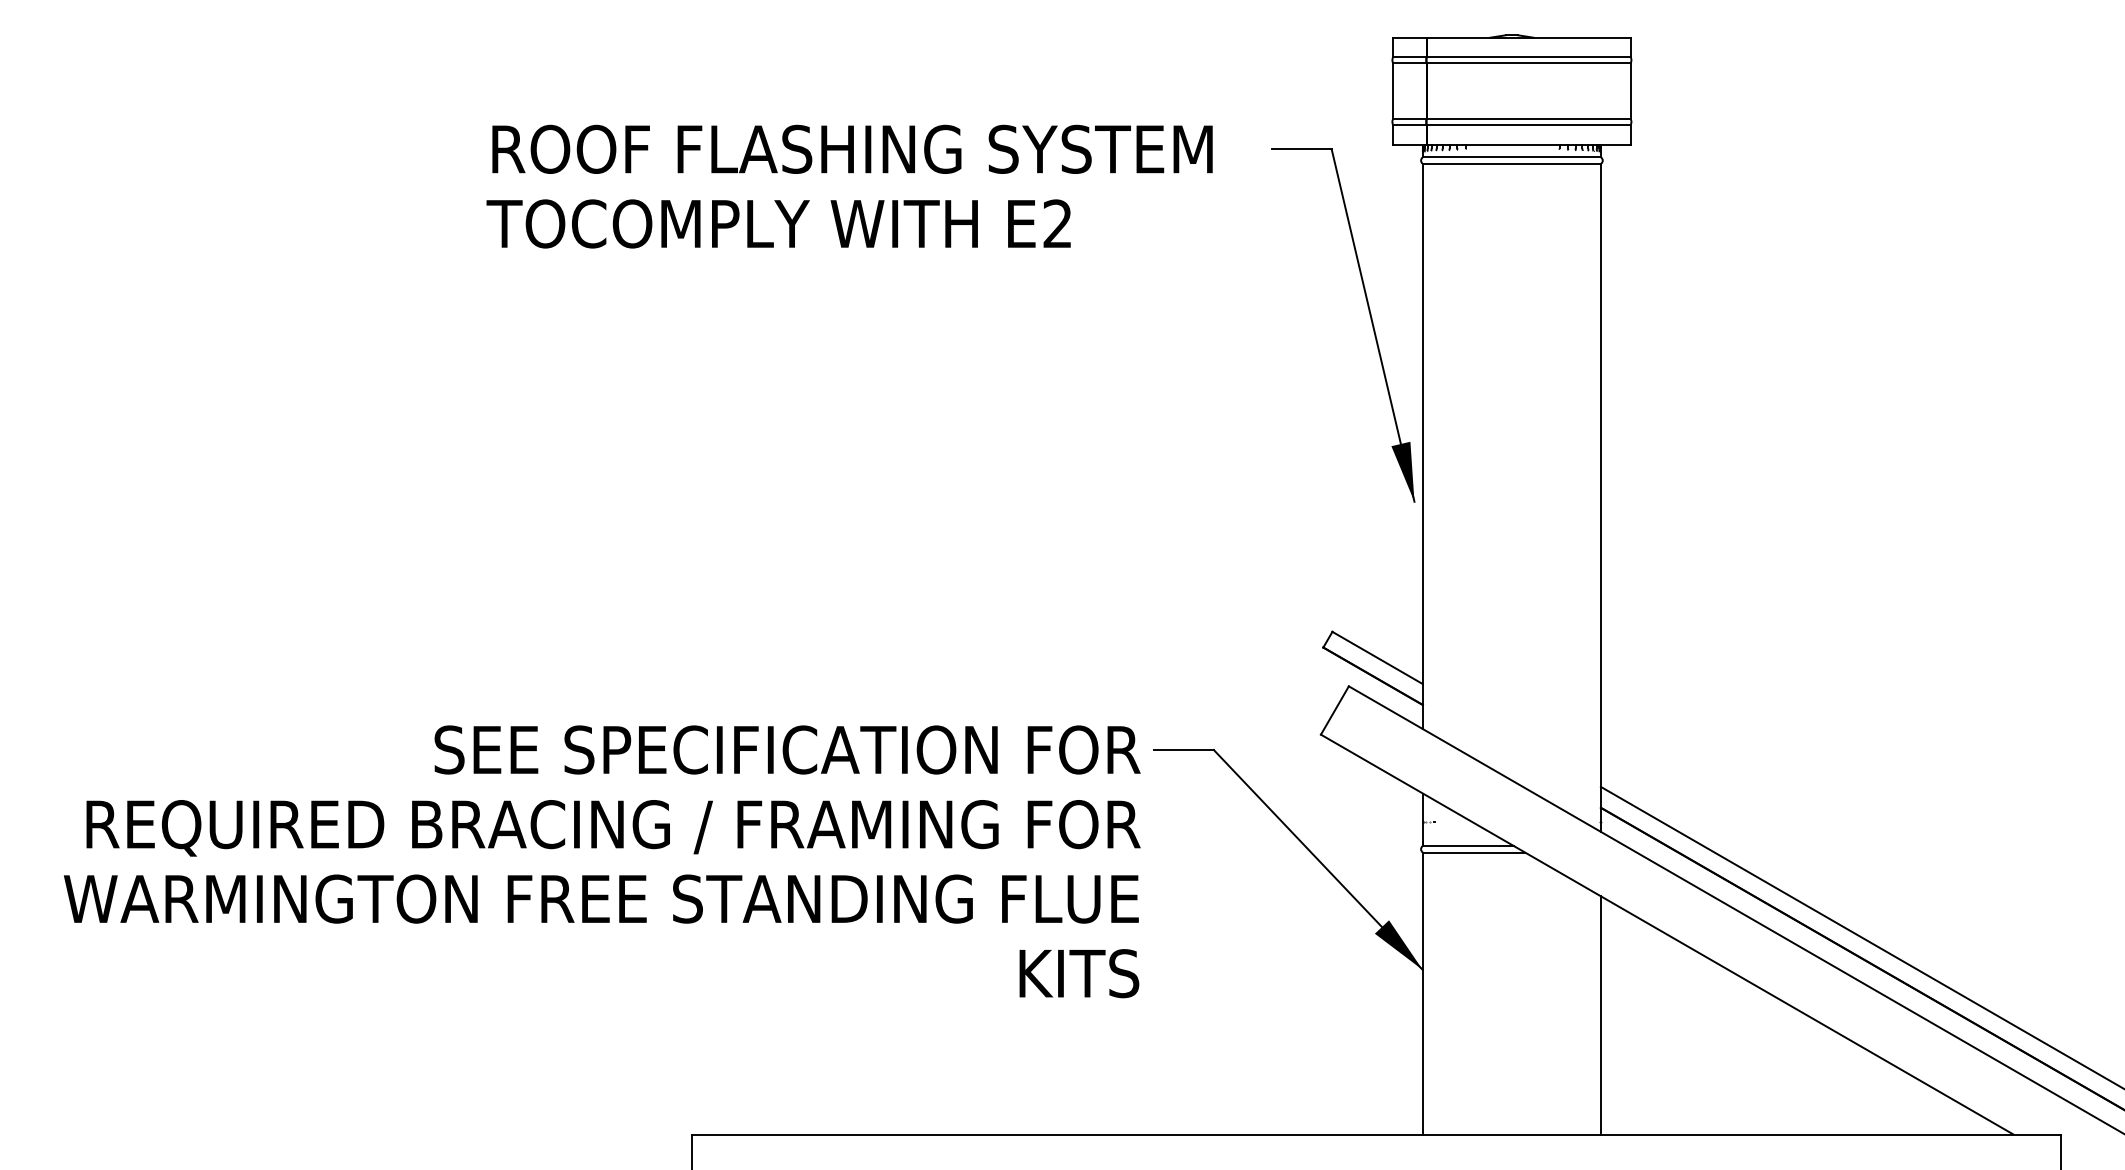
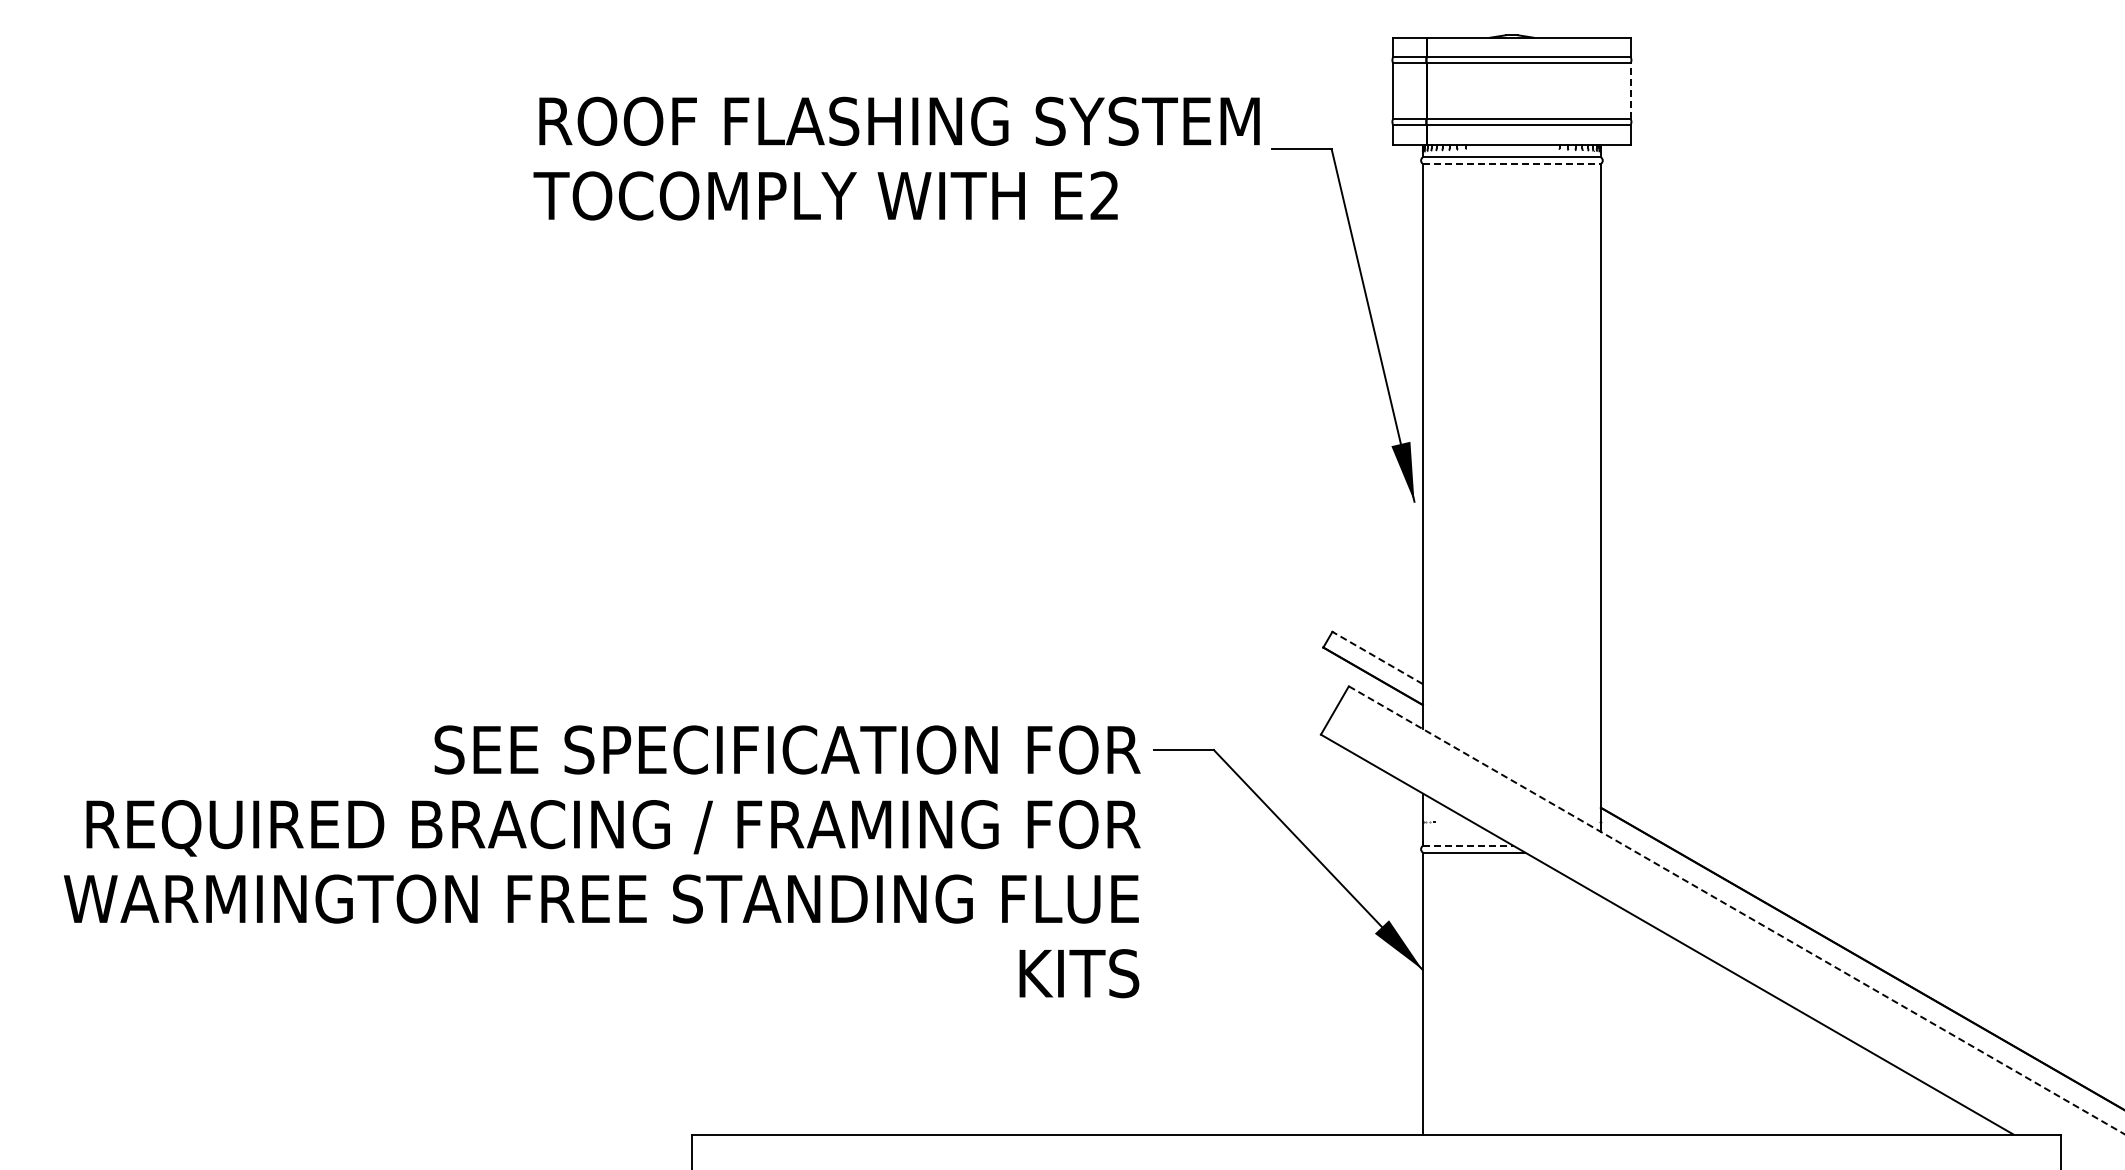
line: solid -> dashed (1630, 91)
line: solid -> dashed (1512, 163)
text position: (849, 186) -> (896, 158) (896, 158)
line: solid -> dashed (1377, 657)
line: solid -> dashed (1468, 845)
line: solid -> dashed (1736, 910)
line: present -> none (1860, 936)
line: present -> none (1600, 1015)
